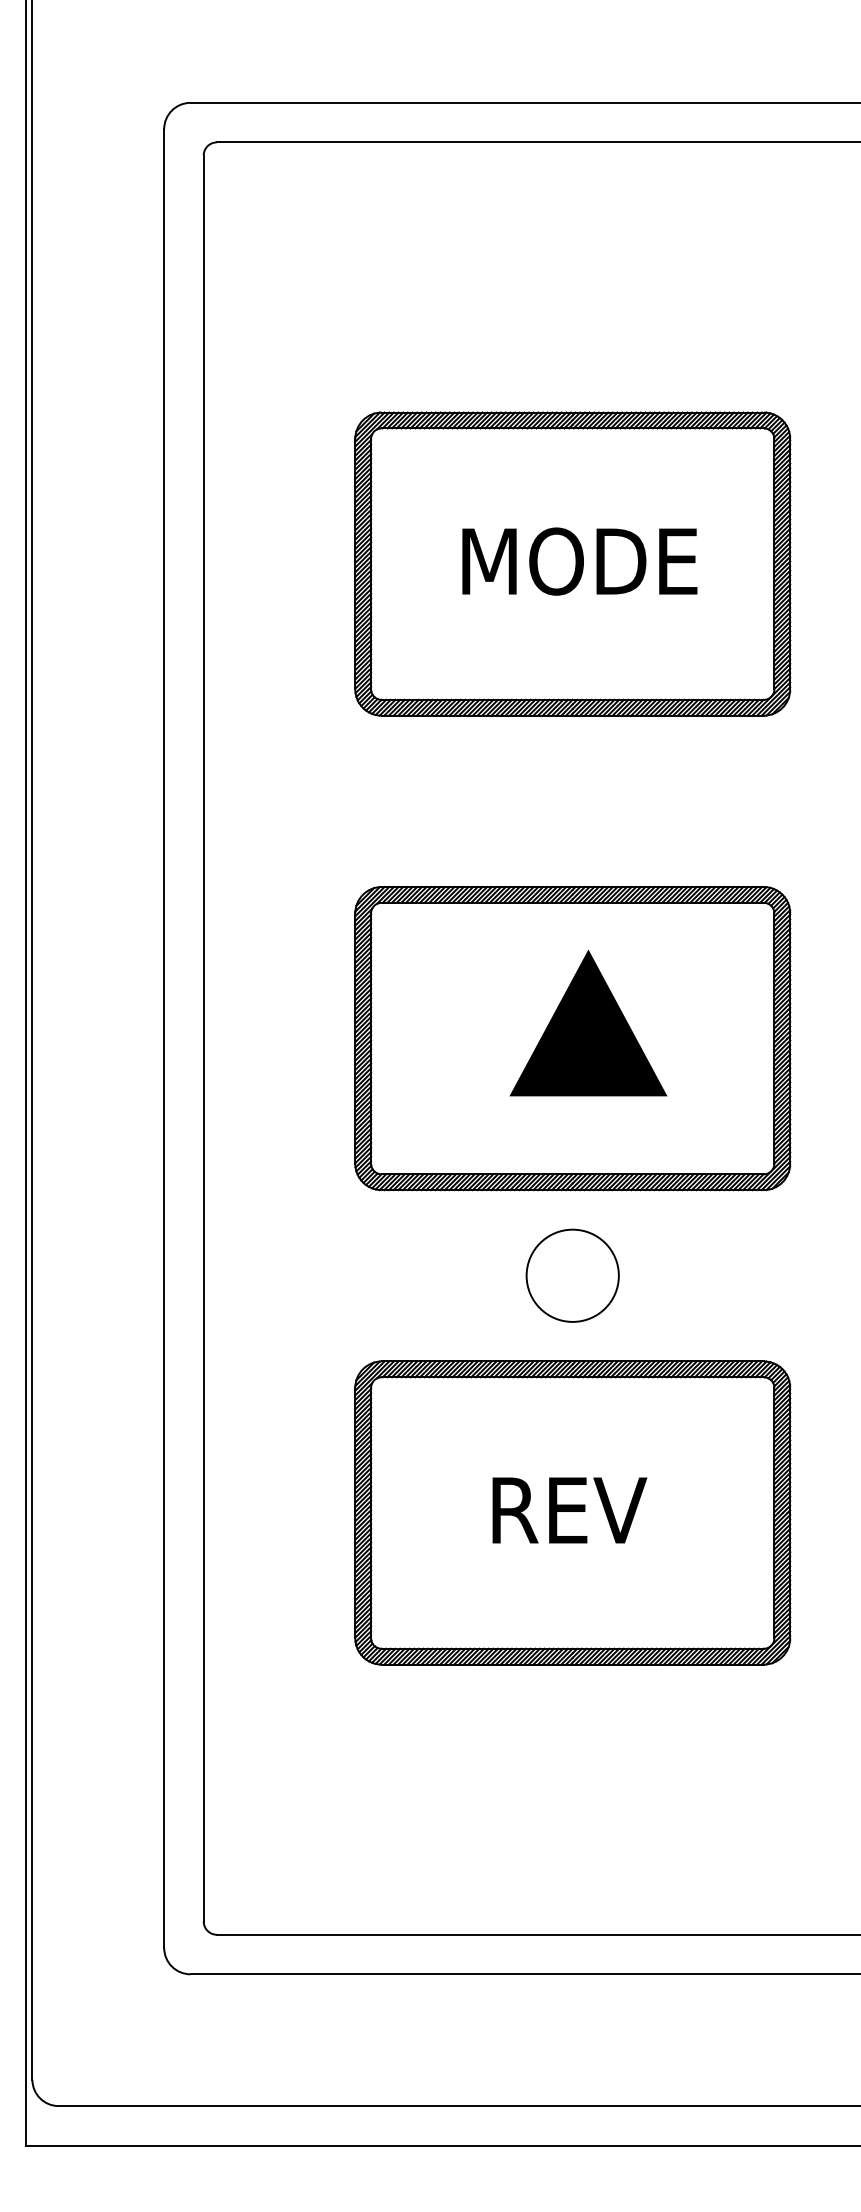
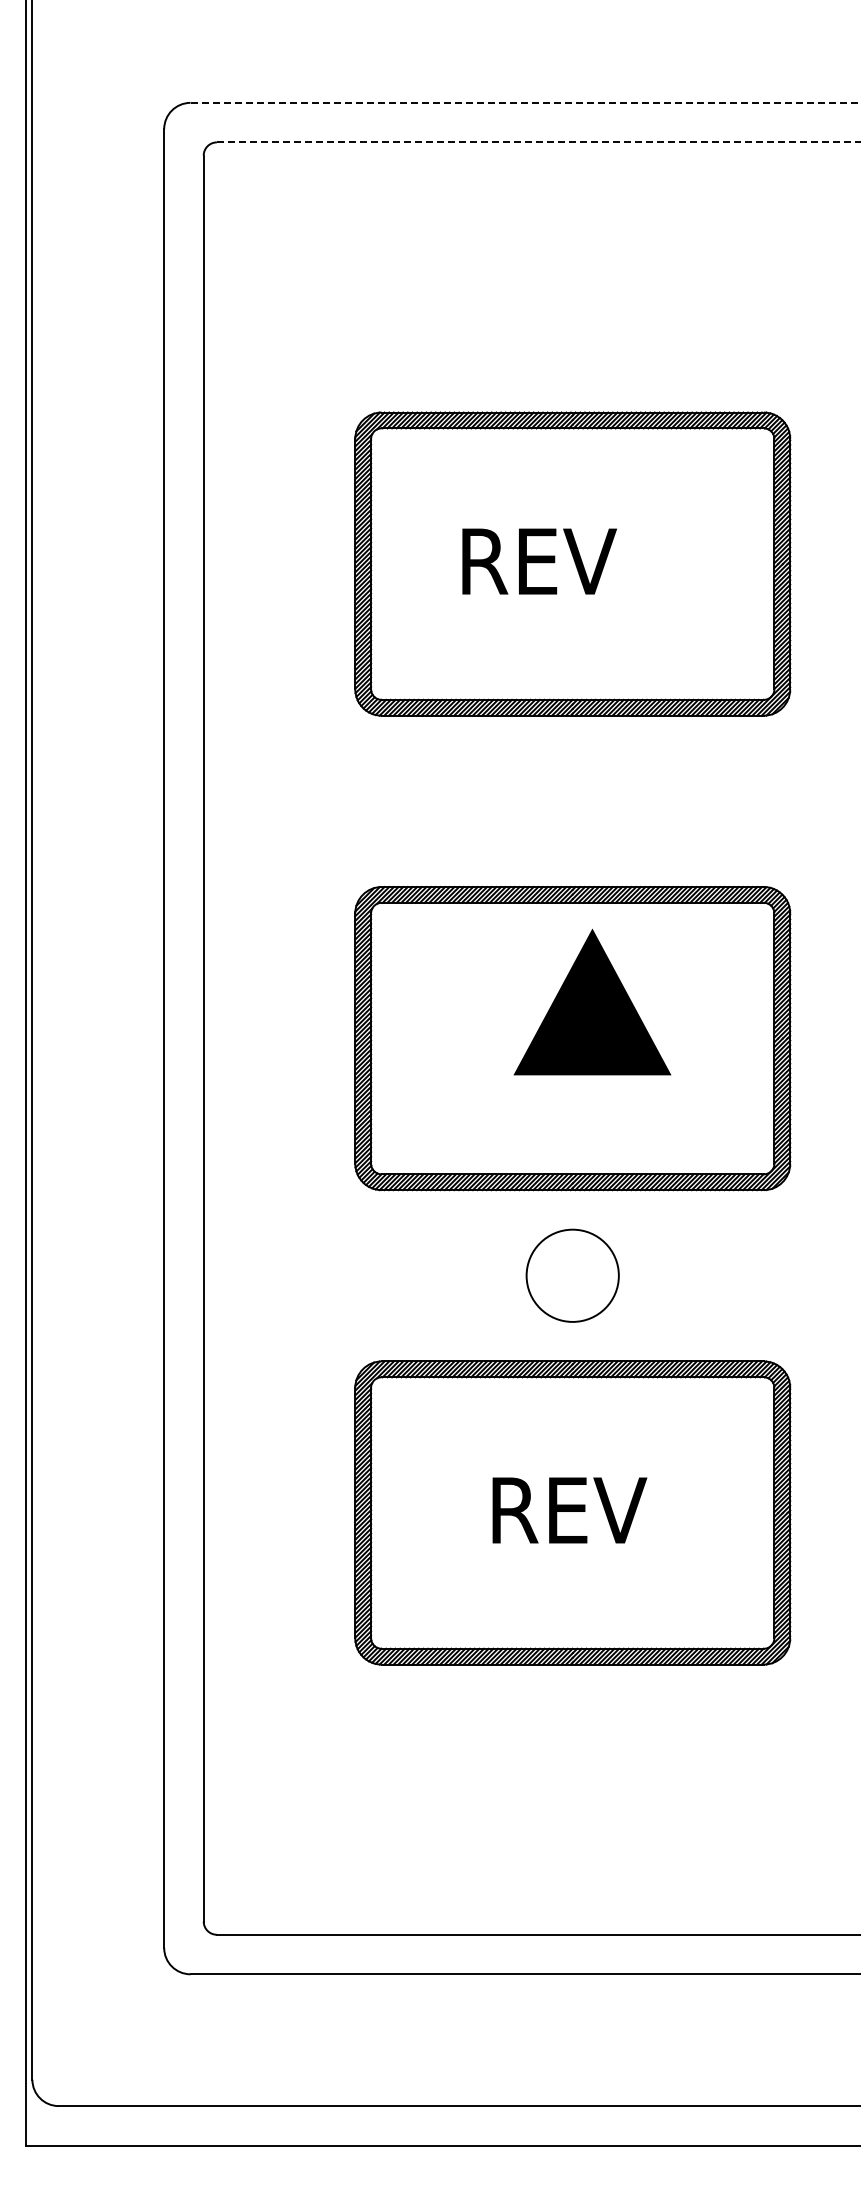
line: solid -> dashed (525, 102)
line: solid -> dashed (538, 142)
text: MODE -> REV (583, 561)
line position: (588, 1022) -> (592, 1001) (592, 1001)
